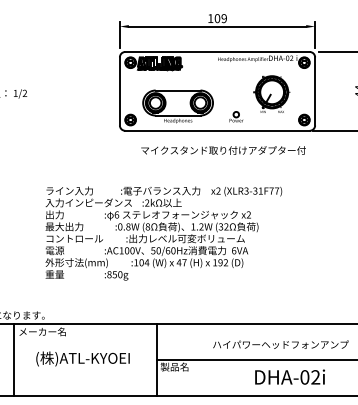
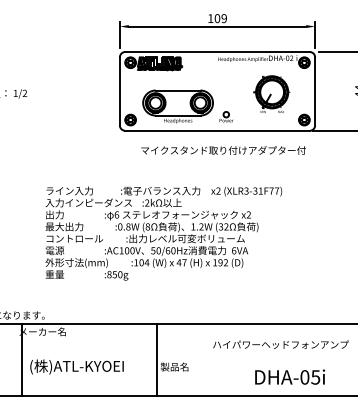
part position: (236, 116) -> (226, 116) (226, 116)
text position: (82, 358) -> (76, 366) (76, 366)
line position: (13, 360) -> (21, 360) (21, 360)
line: present -> none (255, 360)
text: DHA-02i -> DHA-05i (315, 377)
